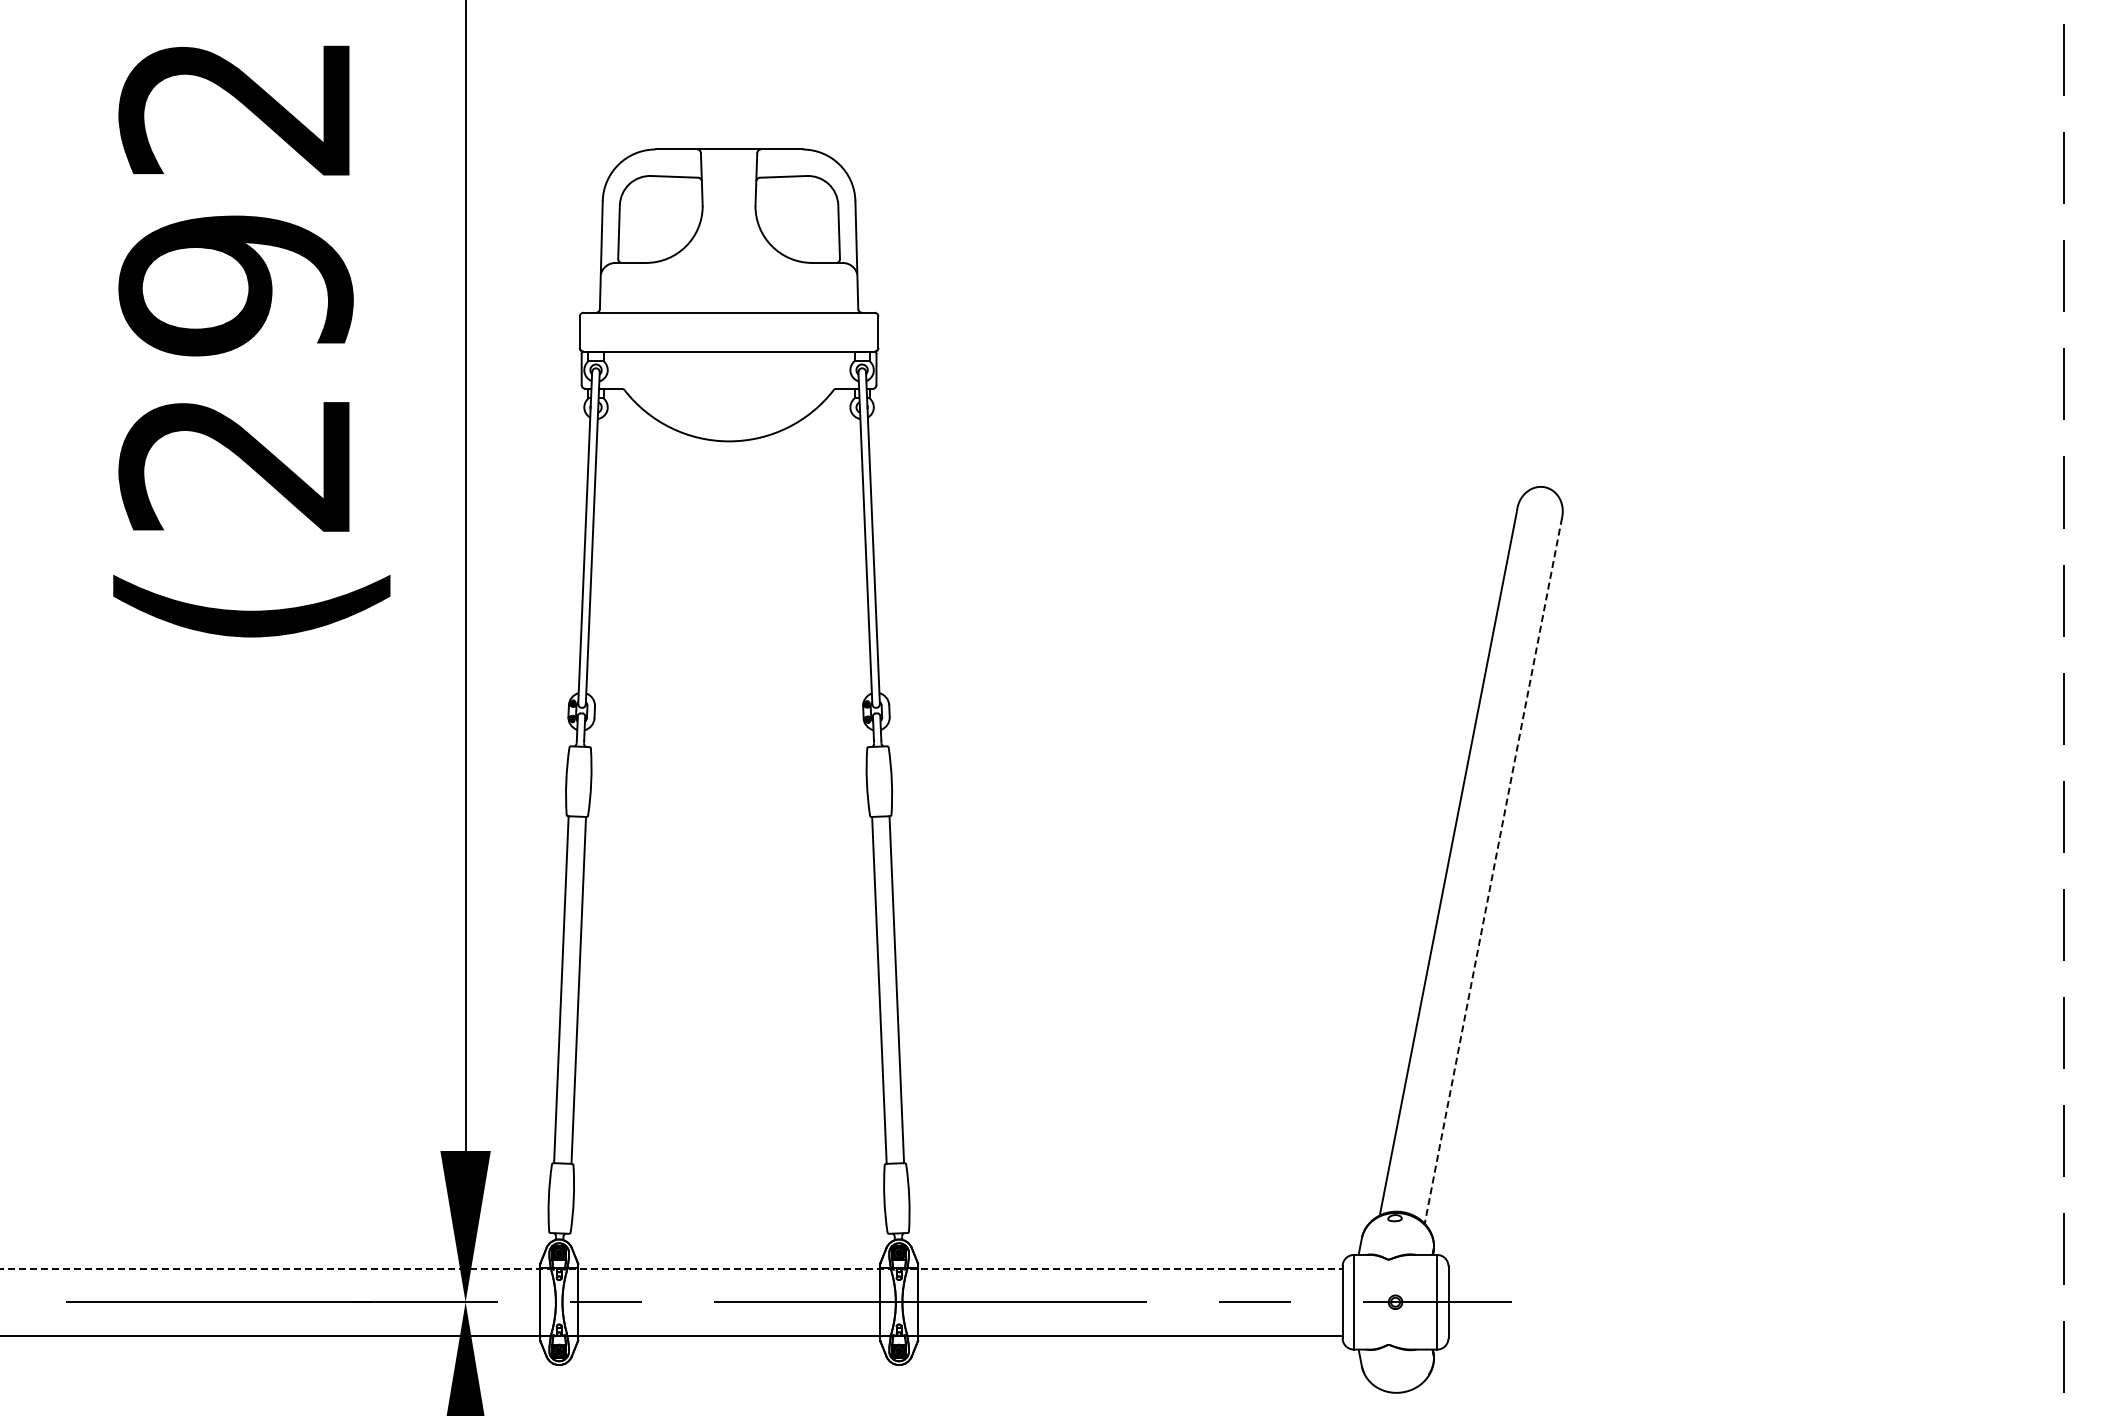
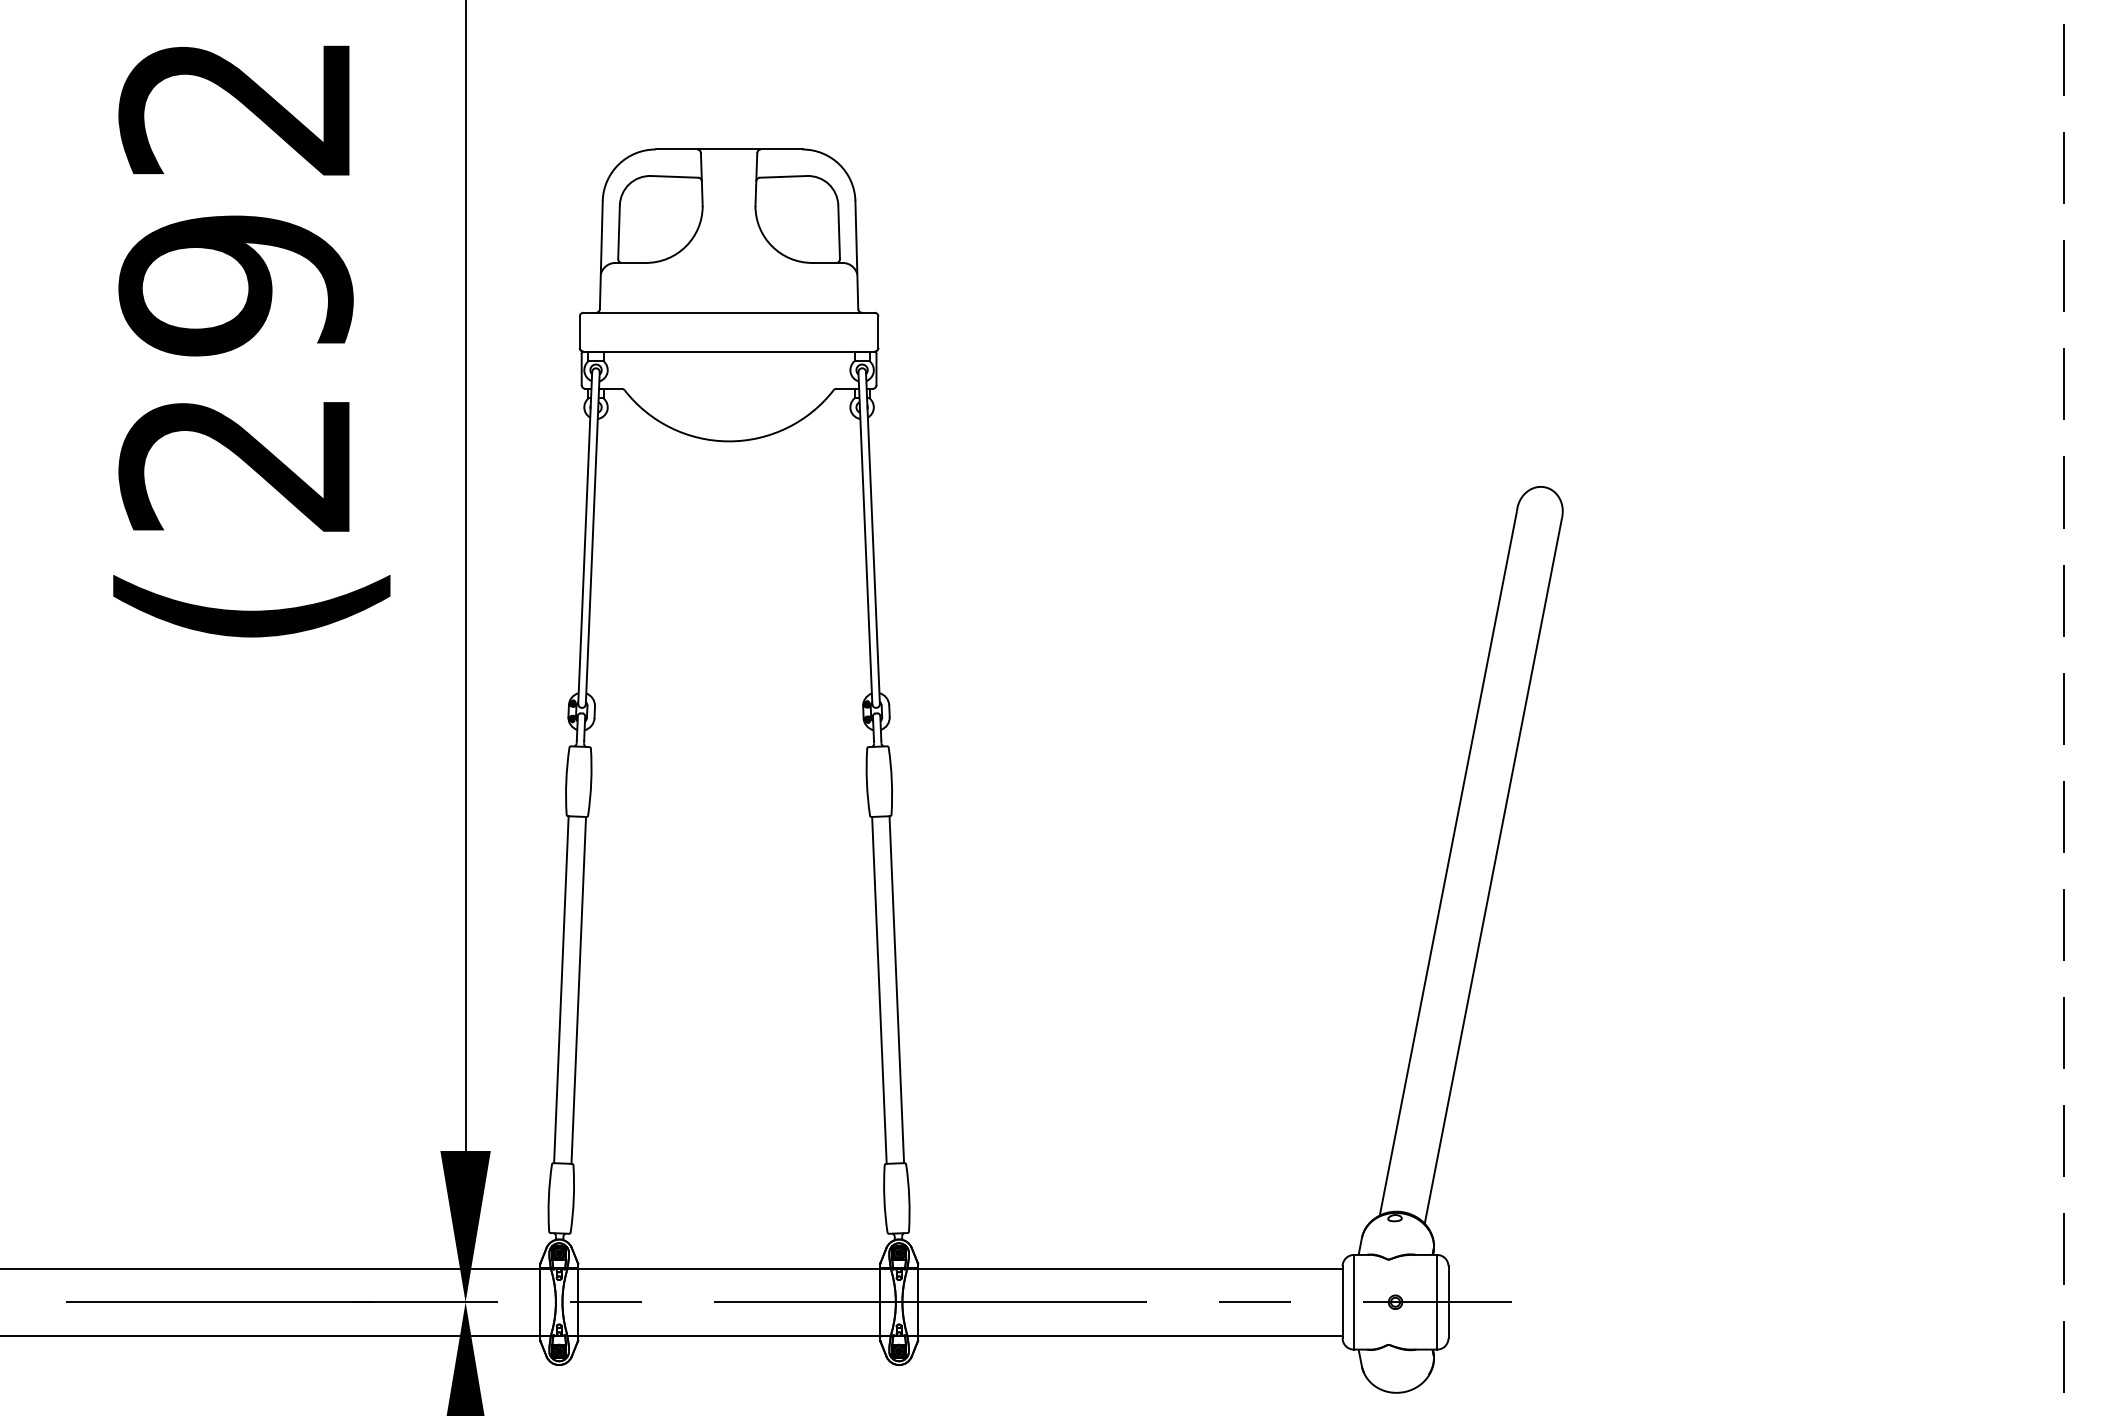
line: dashed -> solid (1493, 870)
line: dashed -> solid (671, 1268)
